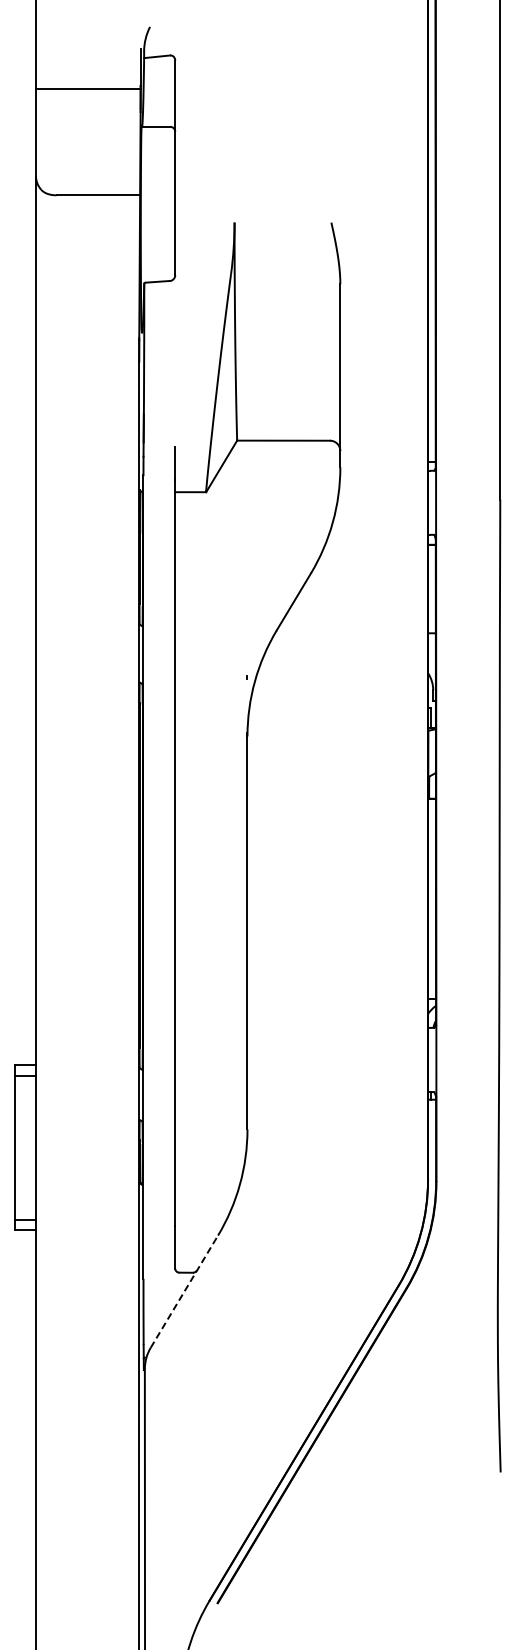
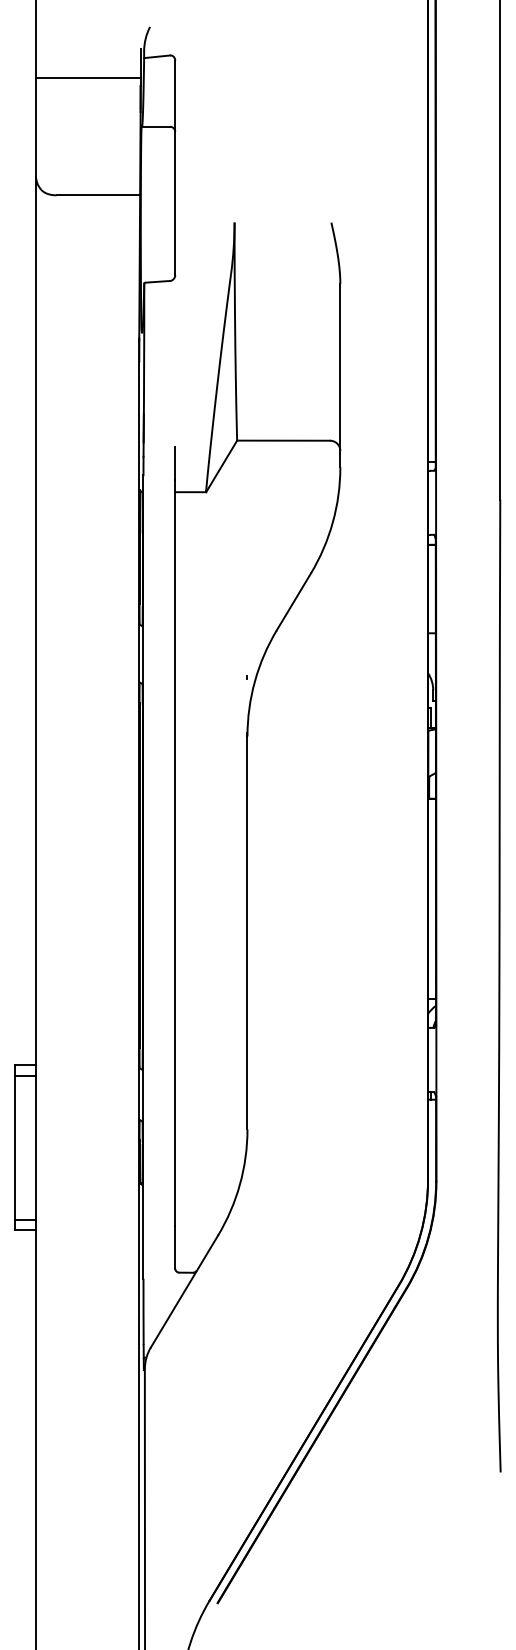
line position: (87, 88) -> (87, 77) (87, 77)
line: dashed -> solid (184, 1291)
